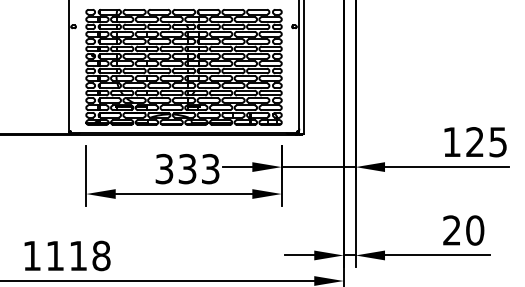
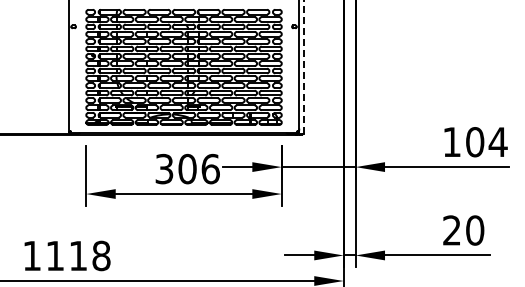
line: solid -> dashed (303, 67)
text: 125 -> 104 (486, 142)
text: 333 -> 306 (198, 168)
